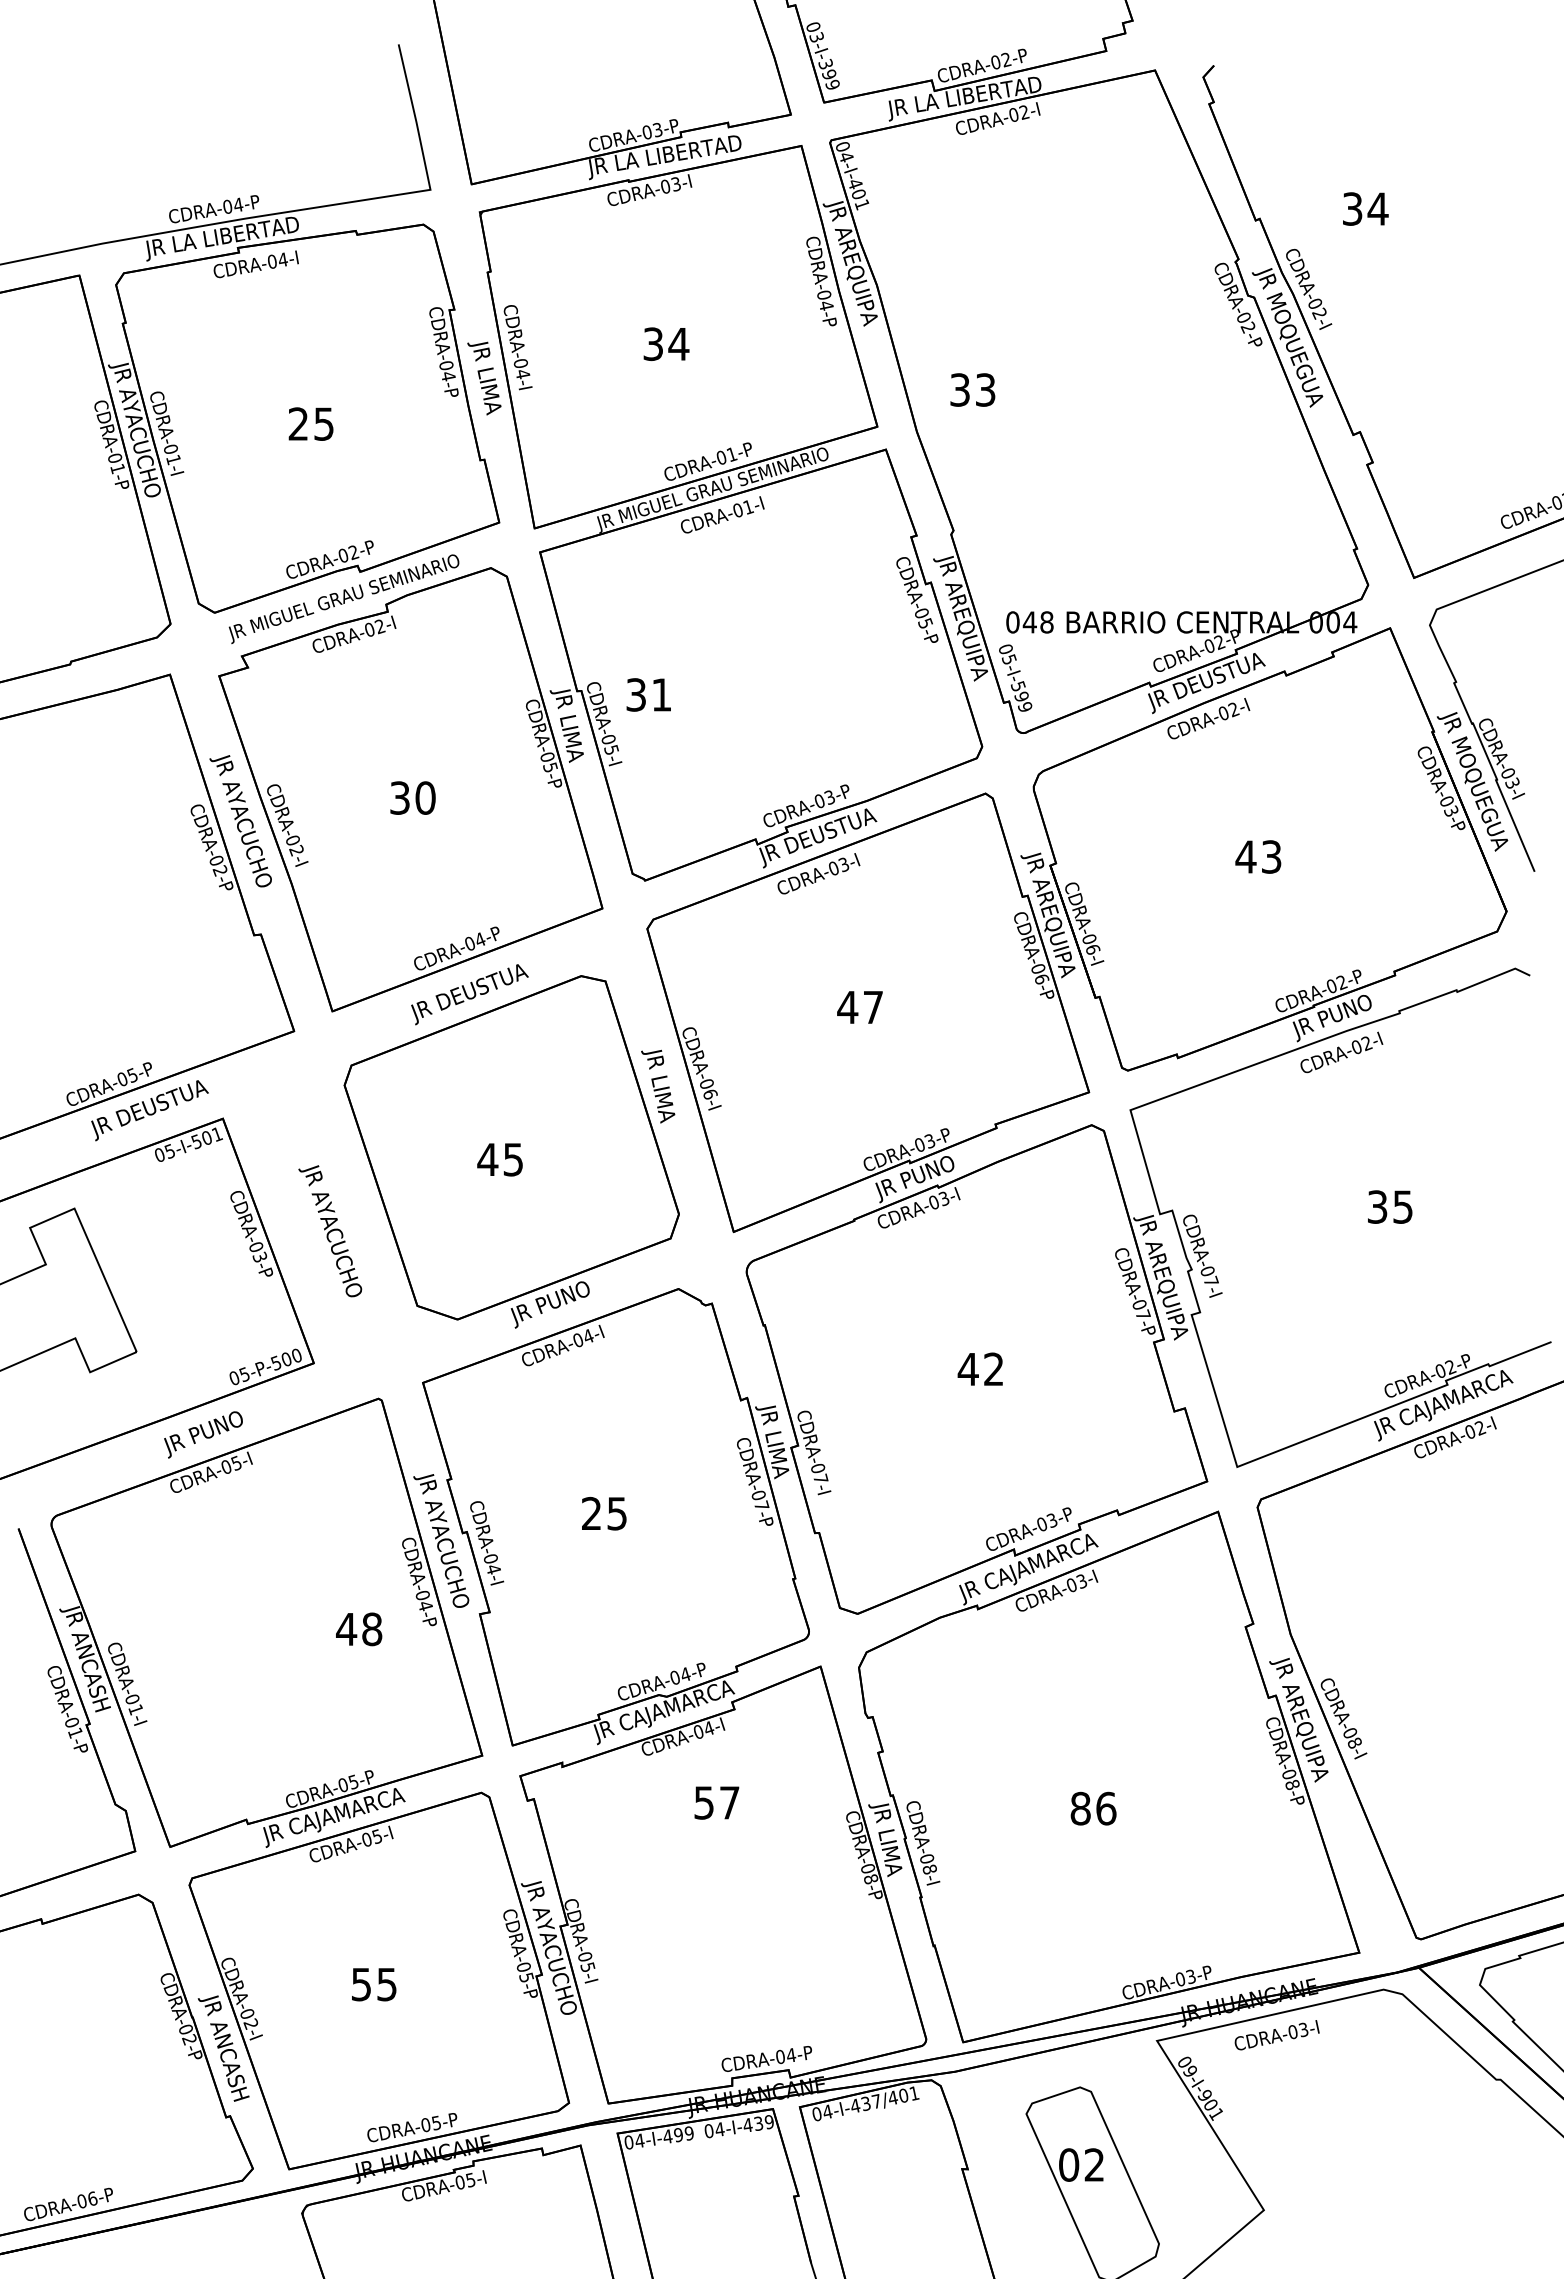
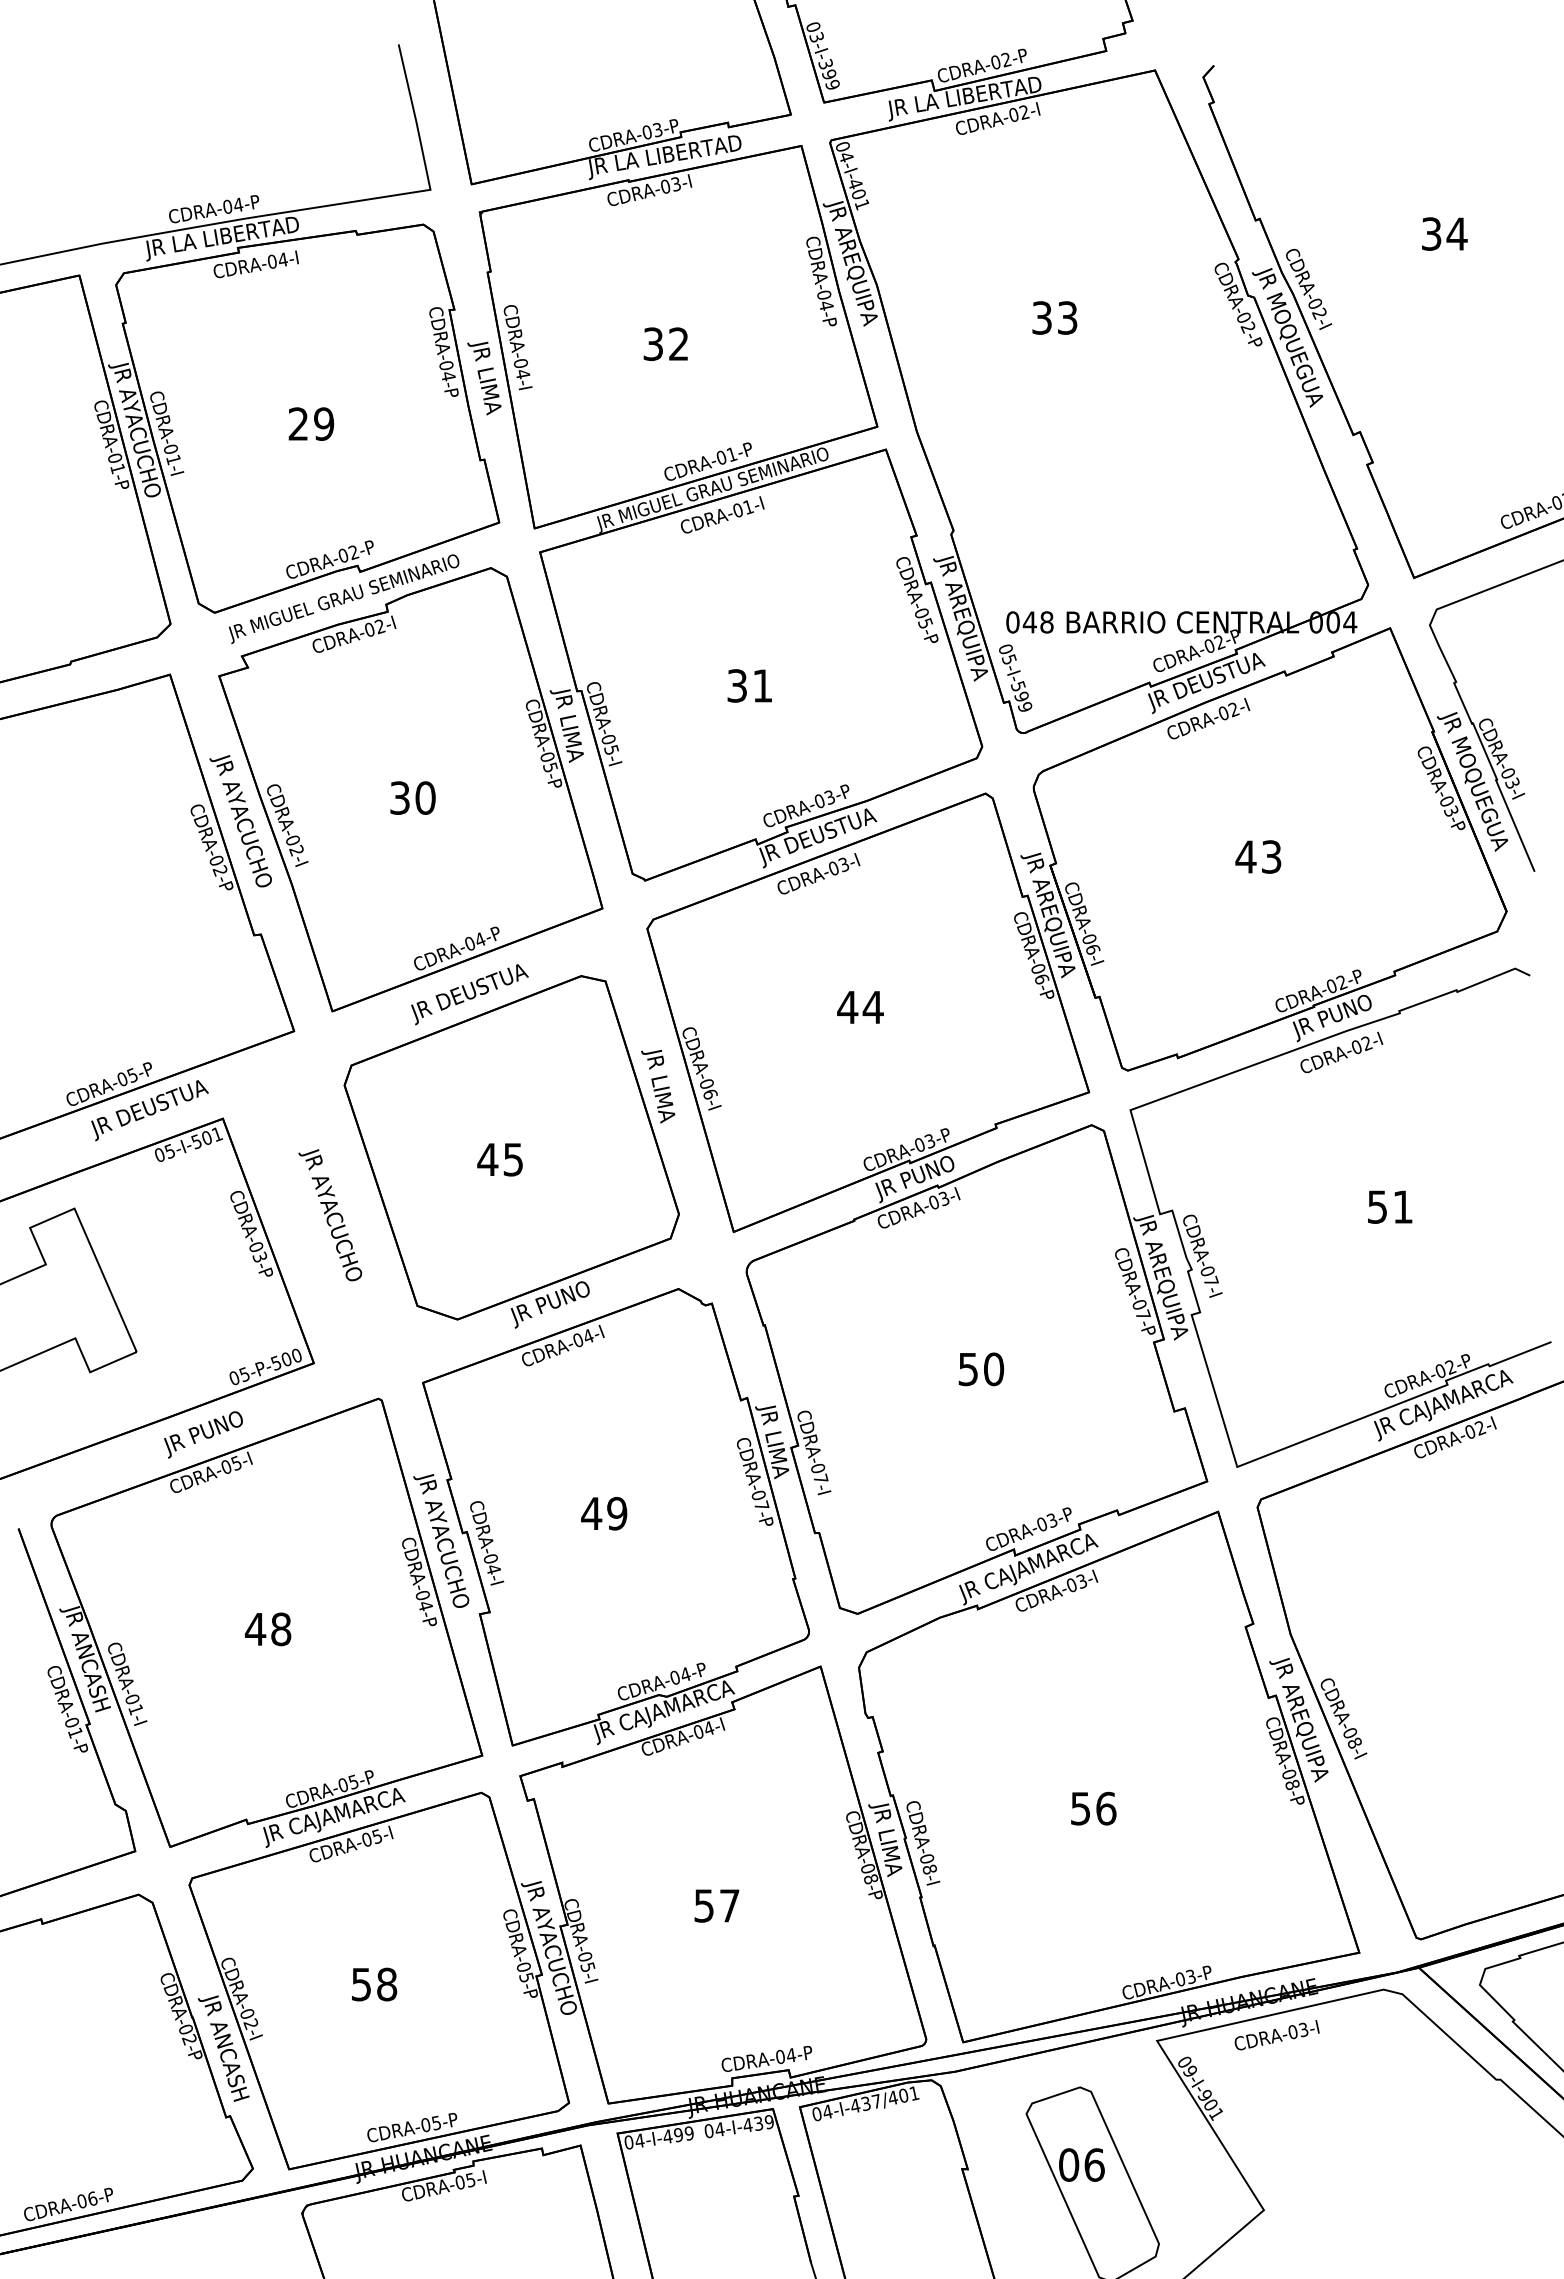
text position: (1365, 208) -> (1444, 233) (1444, 233)
text: 34 -> 32 (678, 343)
text position: (972, 389) -> (1054, 317) (1054, 317)
text: 25 -> 29 (324, 423)
text position: (648, 694) -> (749, 685) (749, 685)
text: 47 -> 44 (872, 1007)
text: 35 -> 51 (1390, 1206)
text position: (330, 1231) -> (330, 1215) (330, 1215)
text: 42 -> 50 (980, 1369)
text: 25 -> 49 (604, 1513)
text position: (359, 1629) -> (268, 1629) (268, 1629)
text position: (716, 1802) -> (716, 1905) (716, 1905)
text: 86 -> 56 (1080, 1808)
text: 55 -> 58 (387, 1984)
text: 02 -> 06 (1094, 2164)
